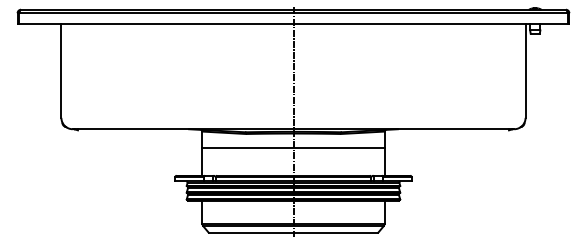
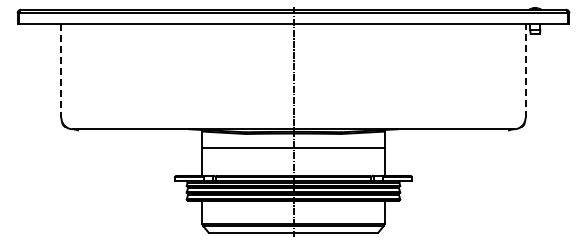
line: solid -> dashed (525, 70)
line: solid -> dashed (61, 71)
